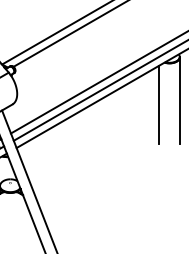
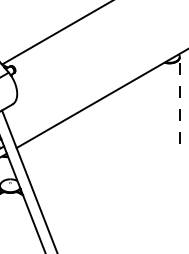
line: present -> none (69, 34)
line: present -> none (97, 82)
line: present -> none (99, 90)
line: solid -> dashed (179, 100)
line: present -> none (159, 104)
